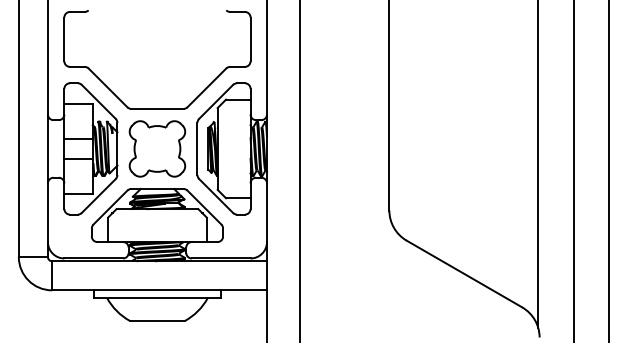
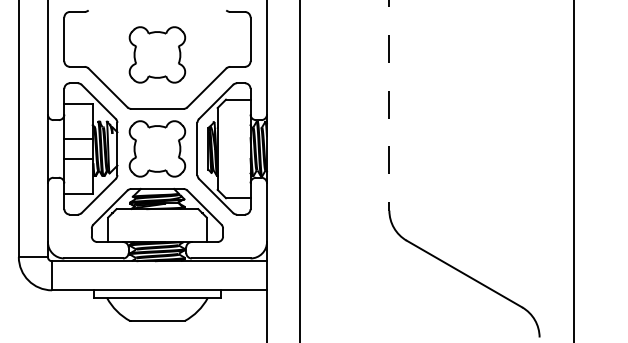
part: none -> present (157, 54)
line: solid -> dashed (389, 105)
line: present -> none (538, 164)
line: present -> none (609, 170)
